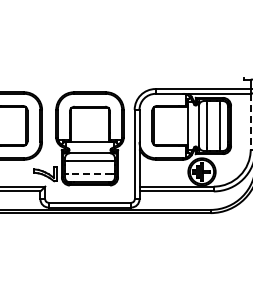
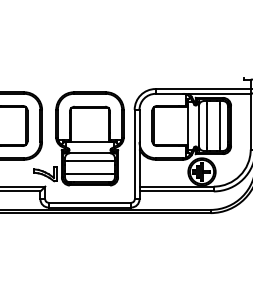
line: dashed -> solid (250, 121)
line: dashed -> solid (89, 174)
